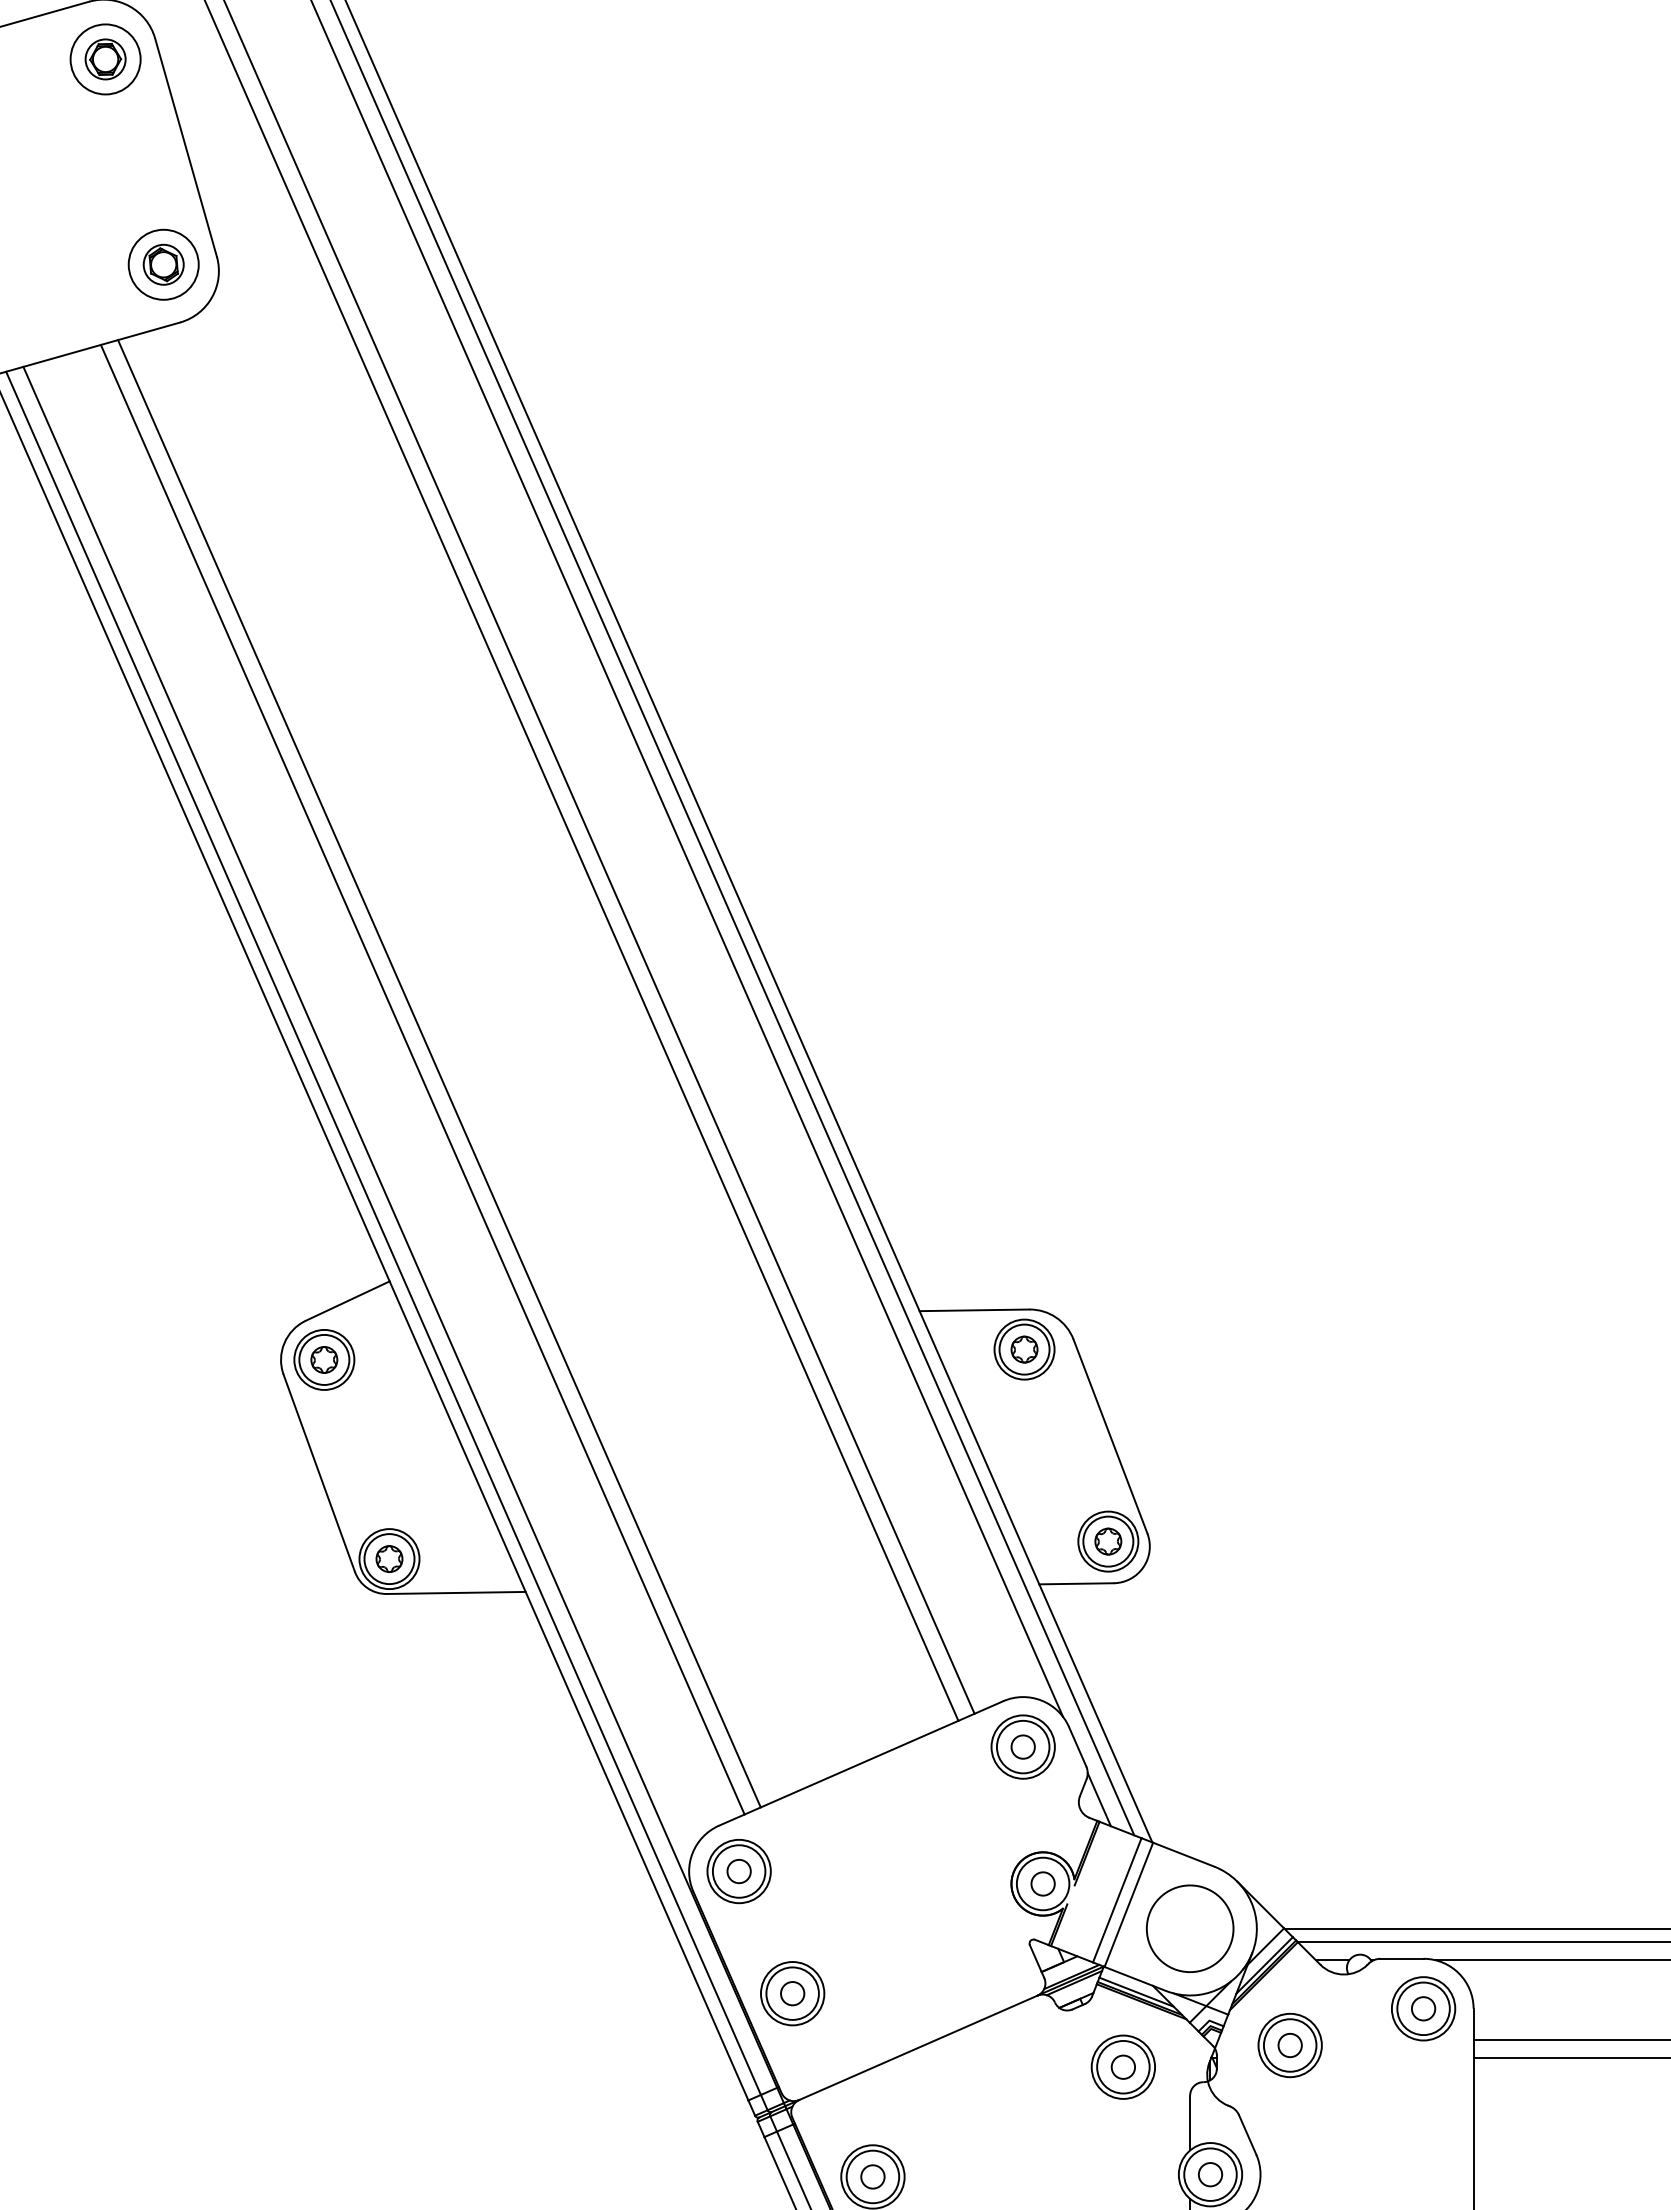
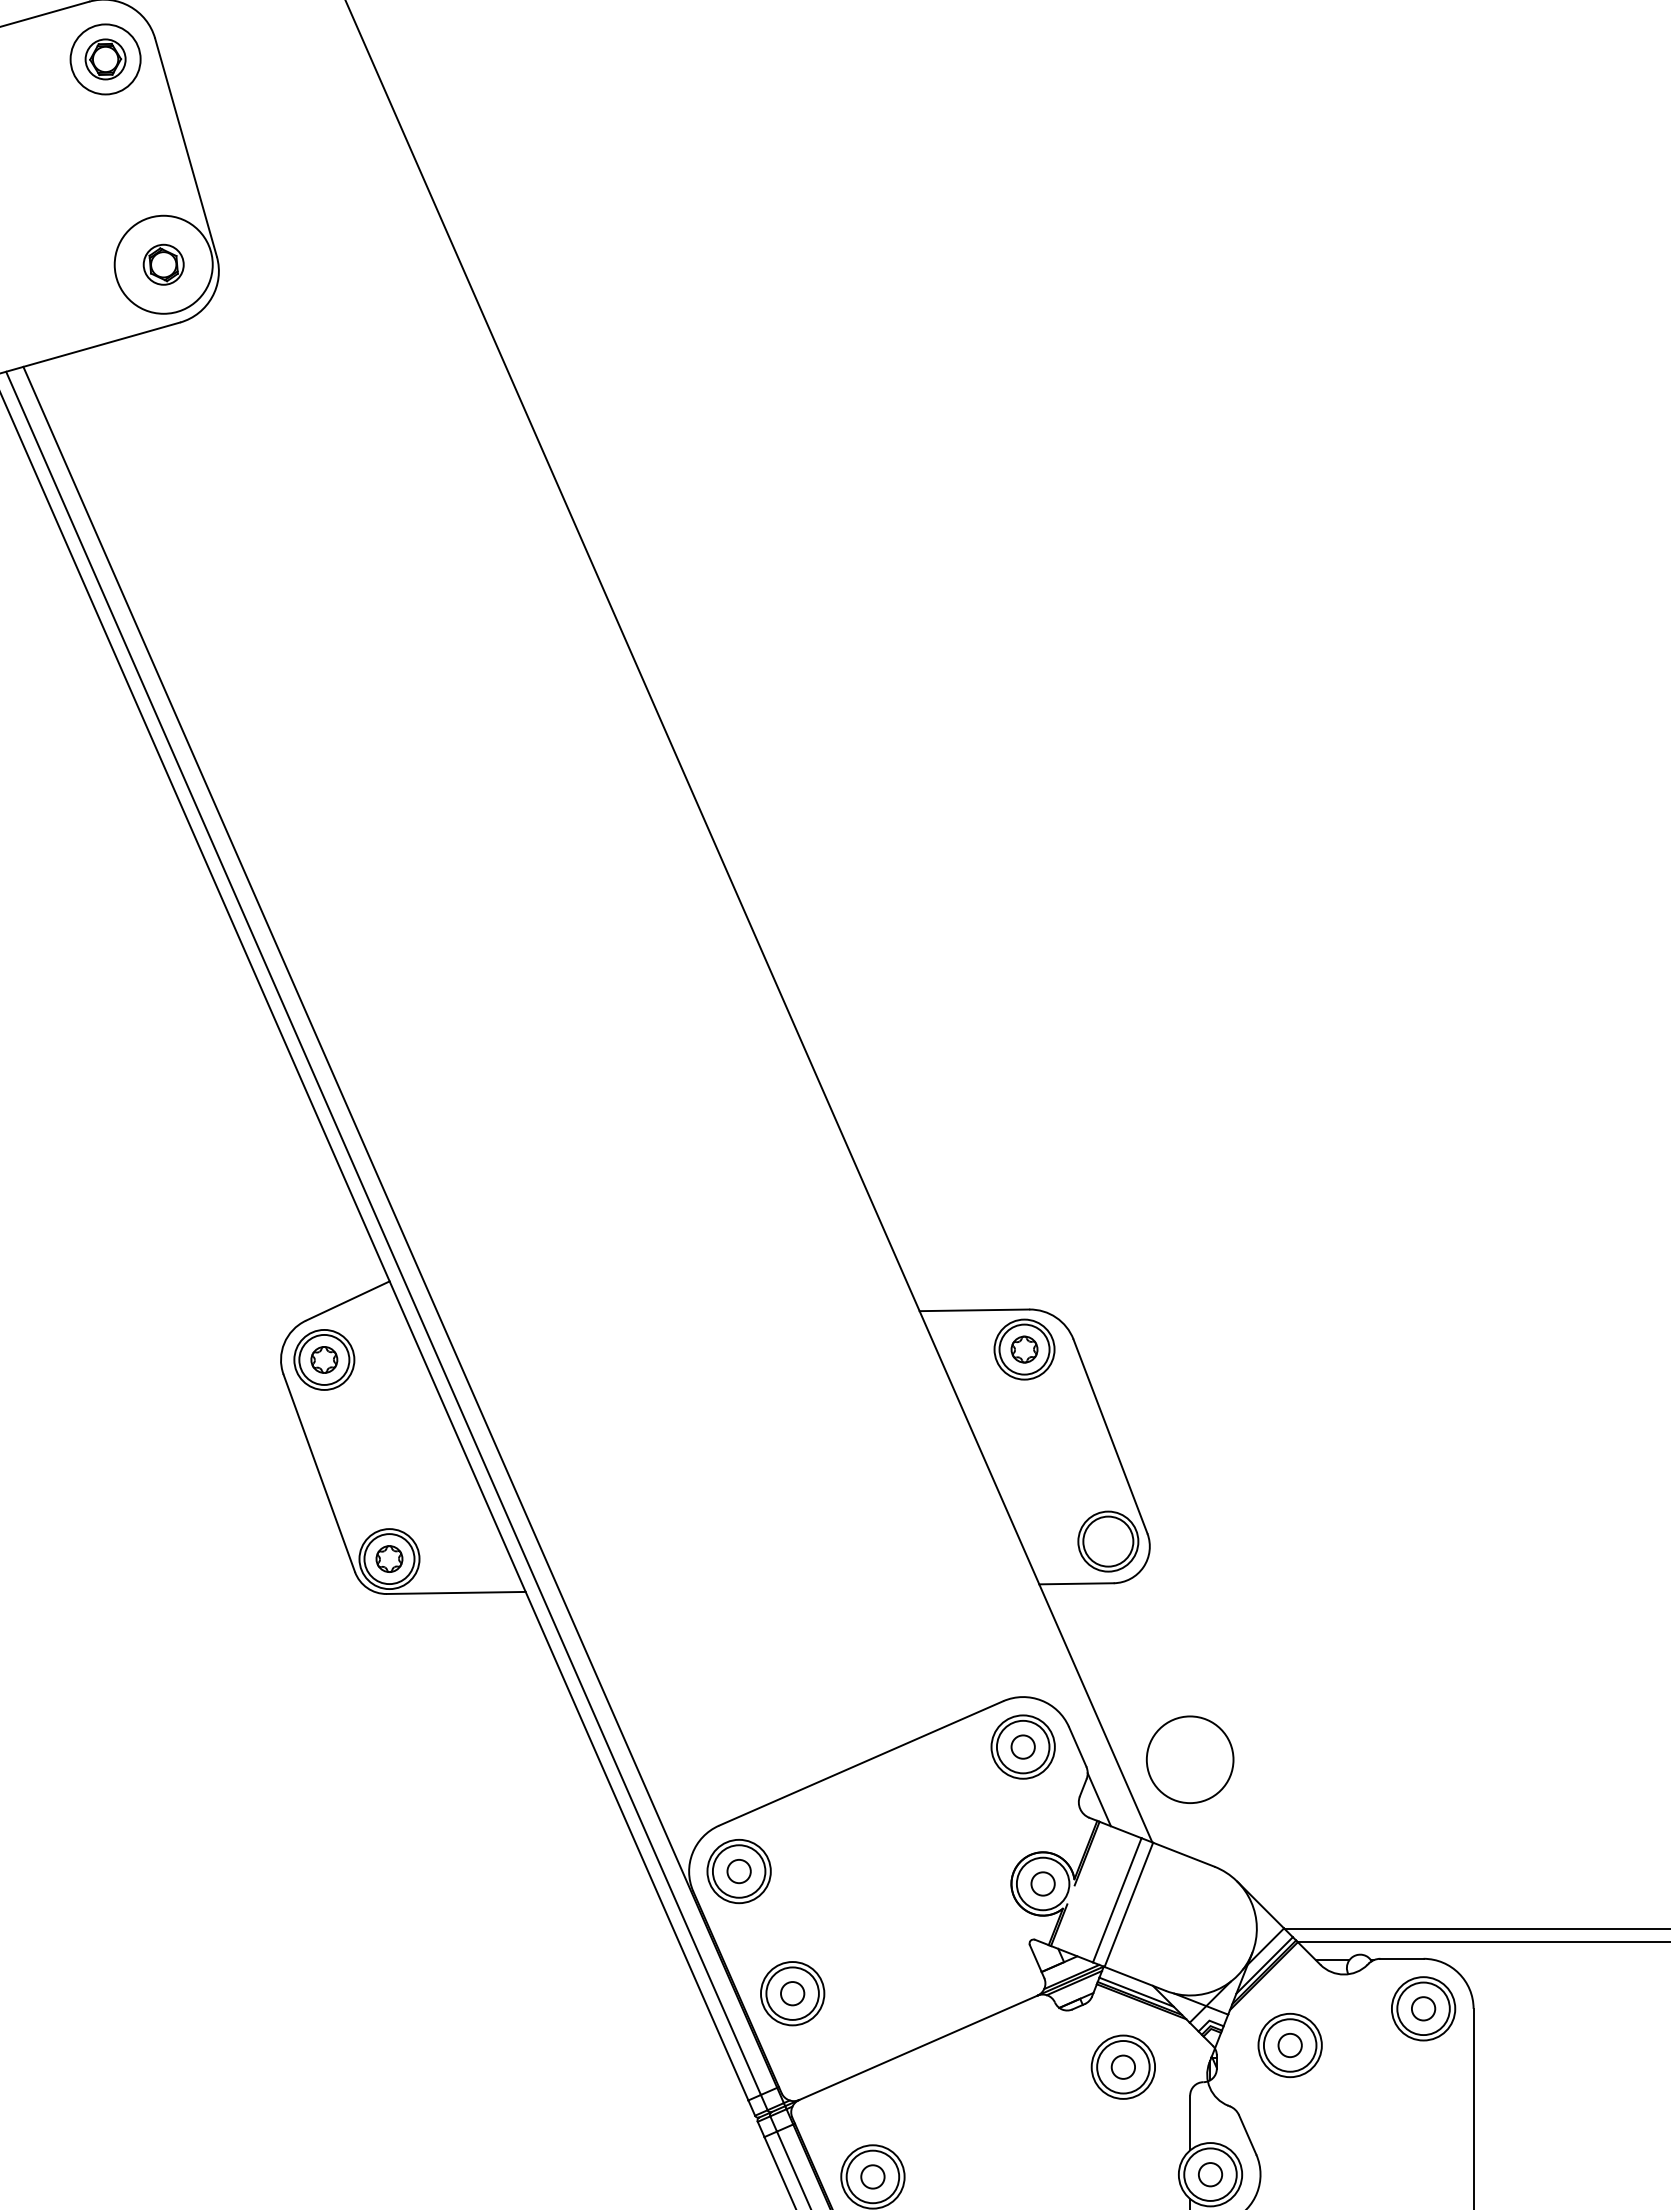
circle diameter: 70 px -> 98 px (163, 264)
line: present -> none (599, 857)
line: present -> none (687, 859)
line: present -> none (581, 861)
line: present -> none (732, 918)
line: present -> none (439, 1073)
line: present -> none (422, 1079)
part: present -> none (1108, 1541)
circle position: (1189, 1928) -> (1189, 1759) (1189, 1759)
line: present -> none (1551, 1960)
line: present -> none (1570, 2040)
line: present -> none (1570, 2057)
